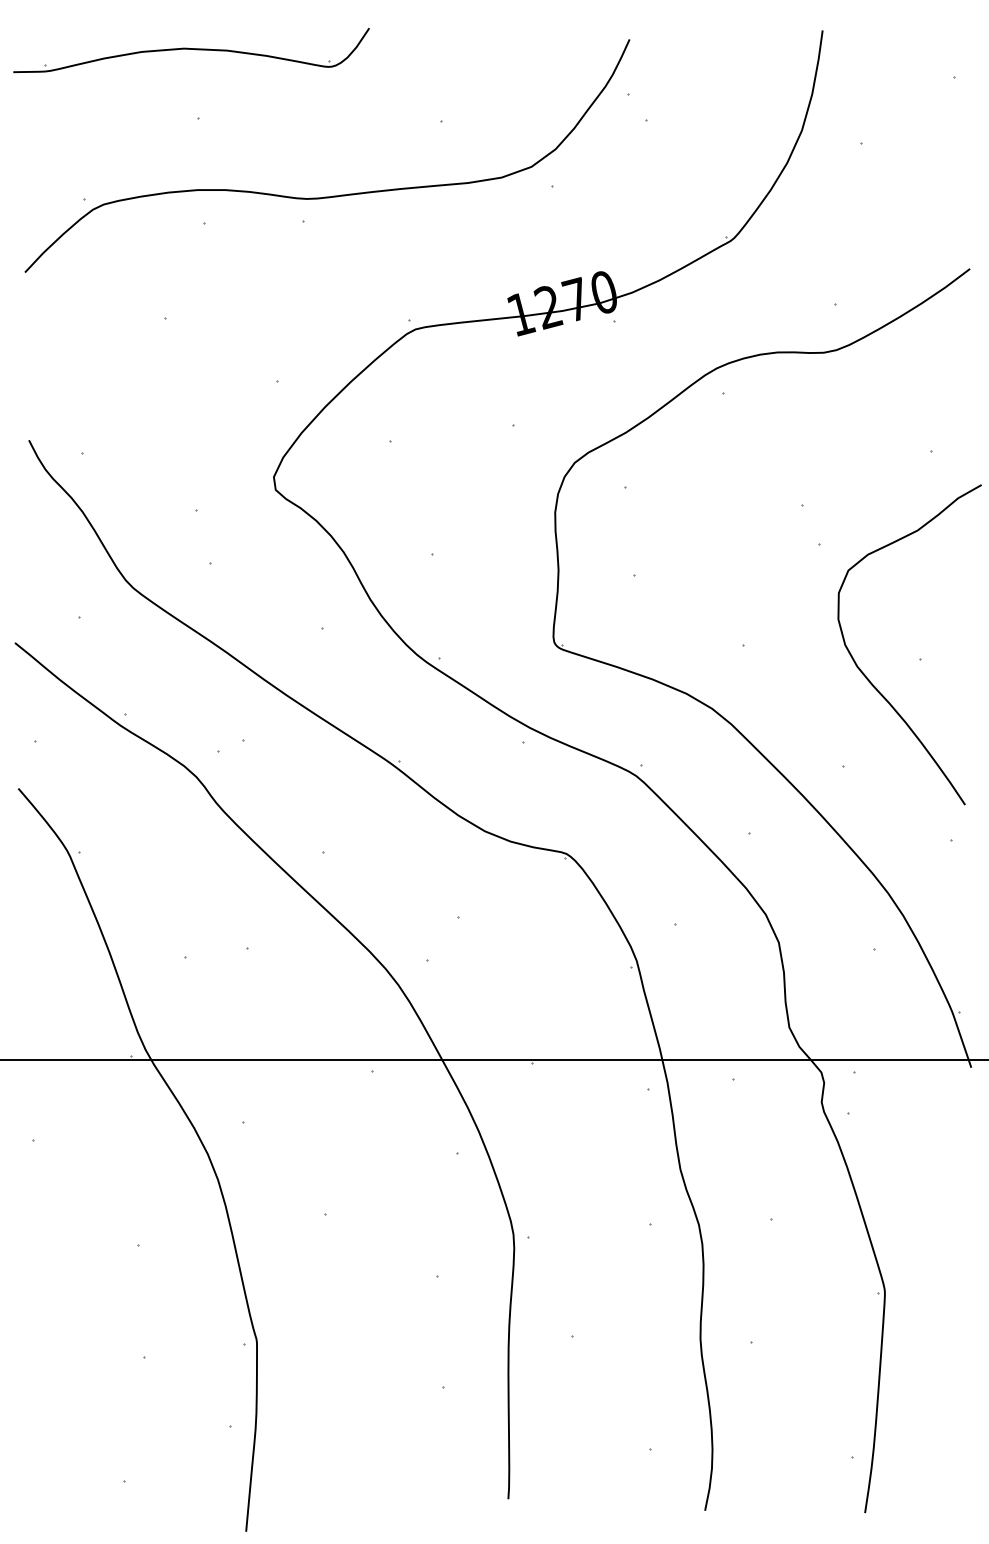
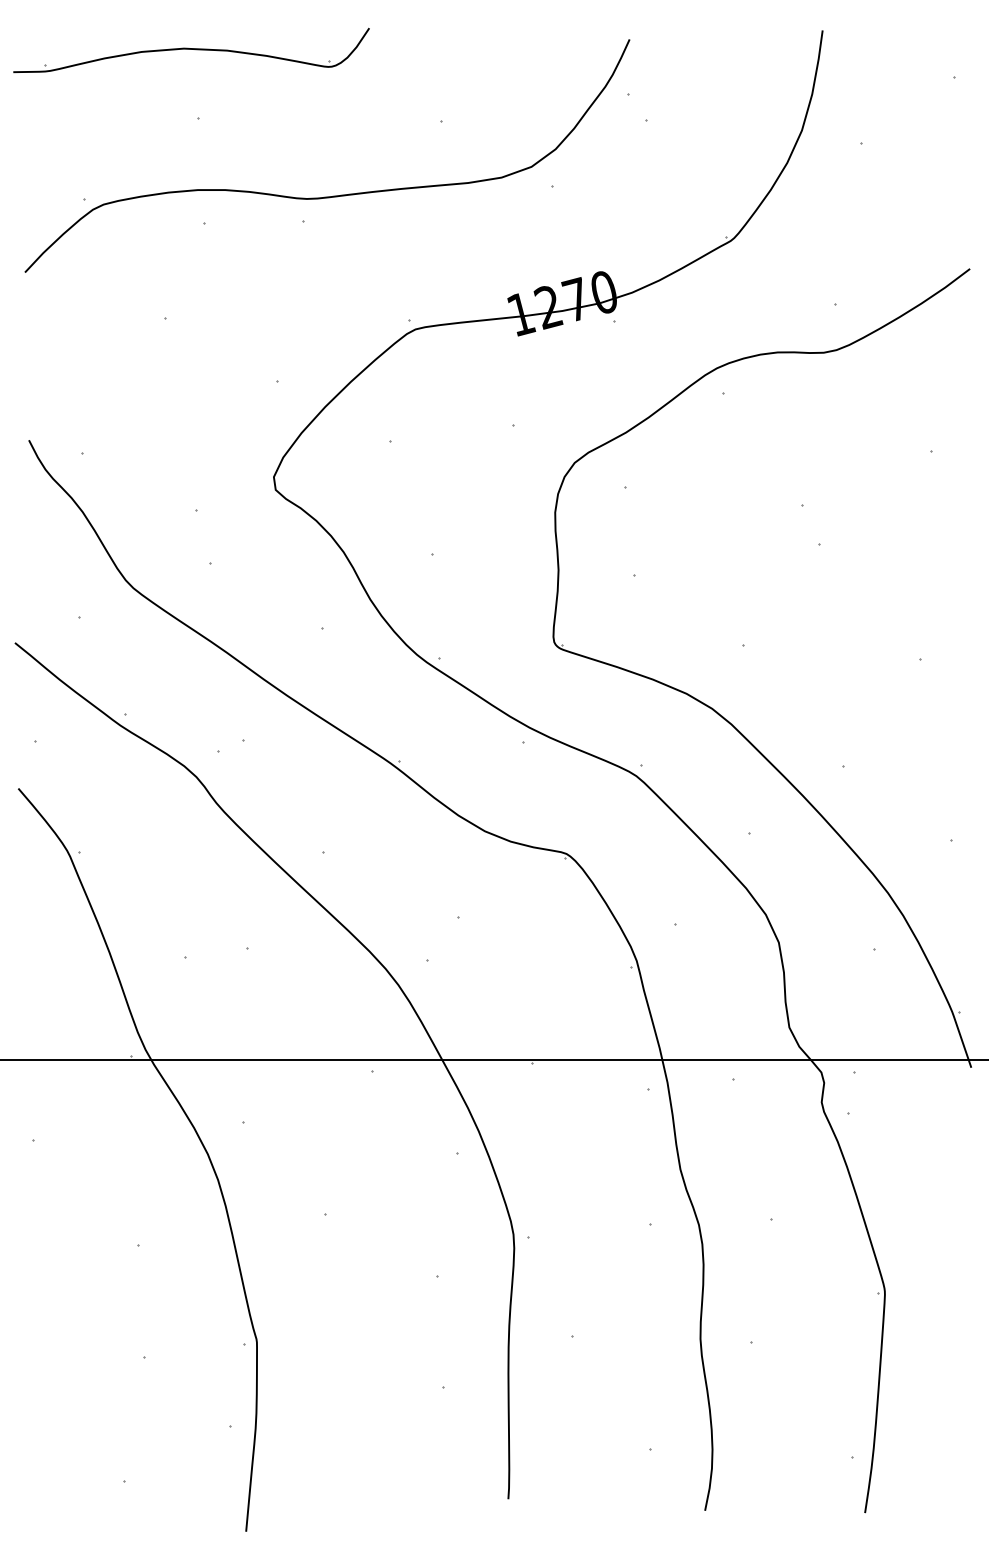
curve: present -> none (869, 679)
